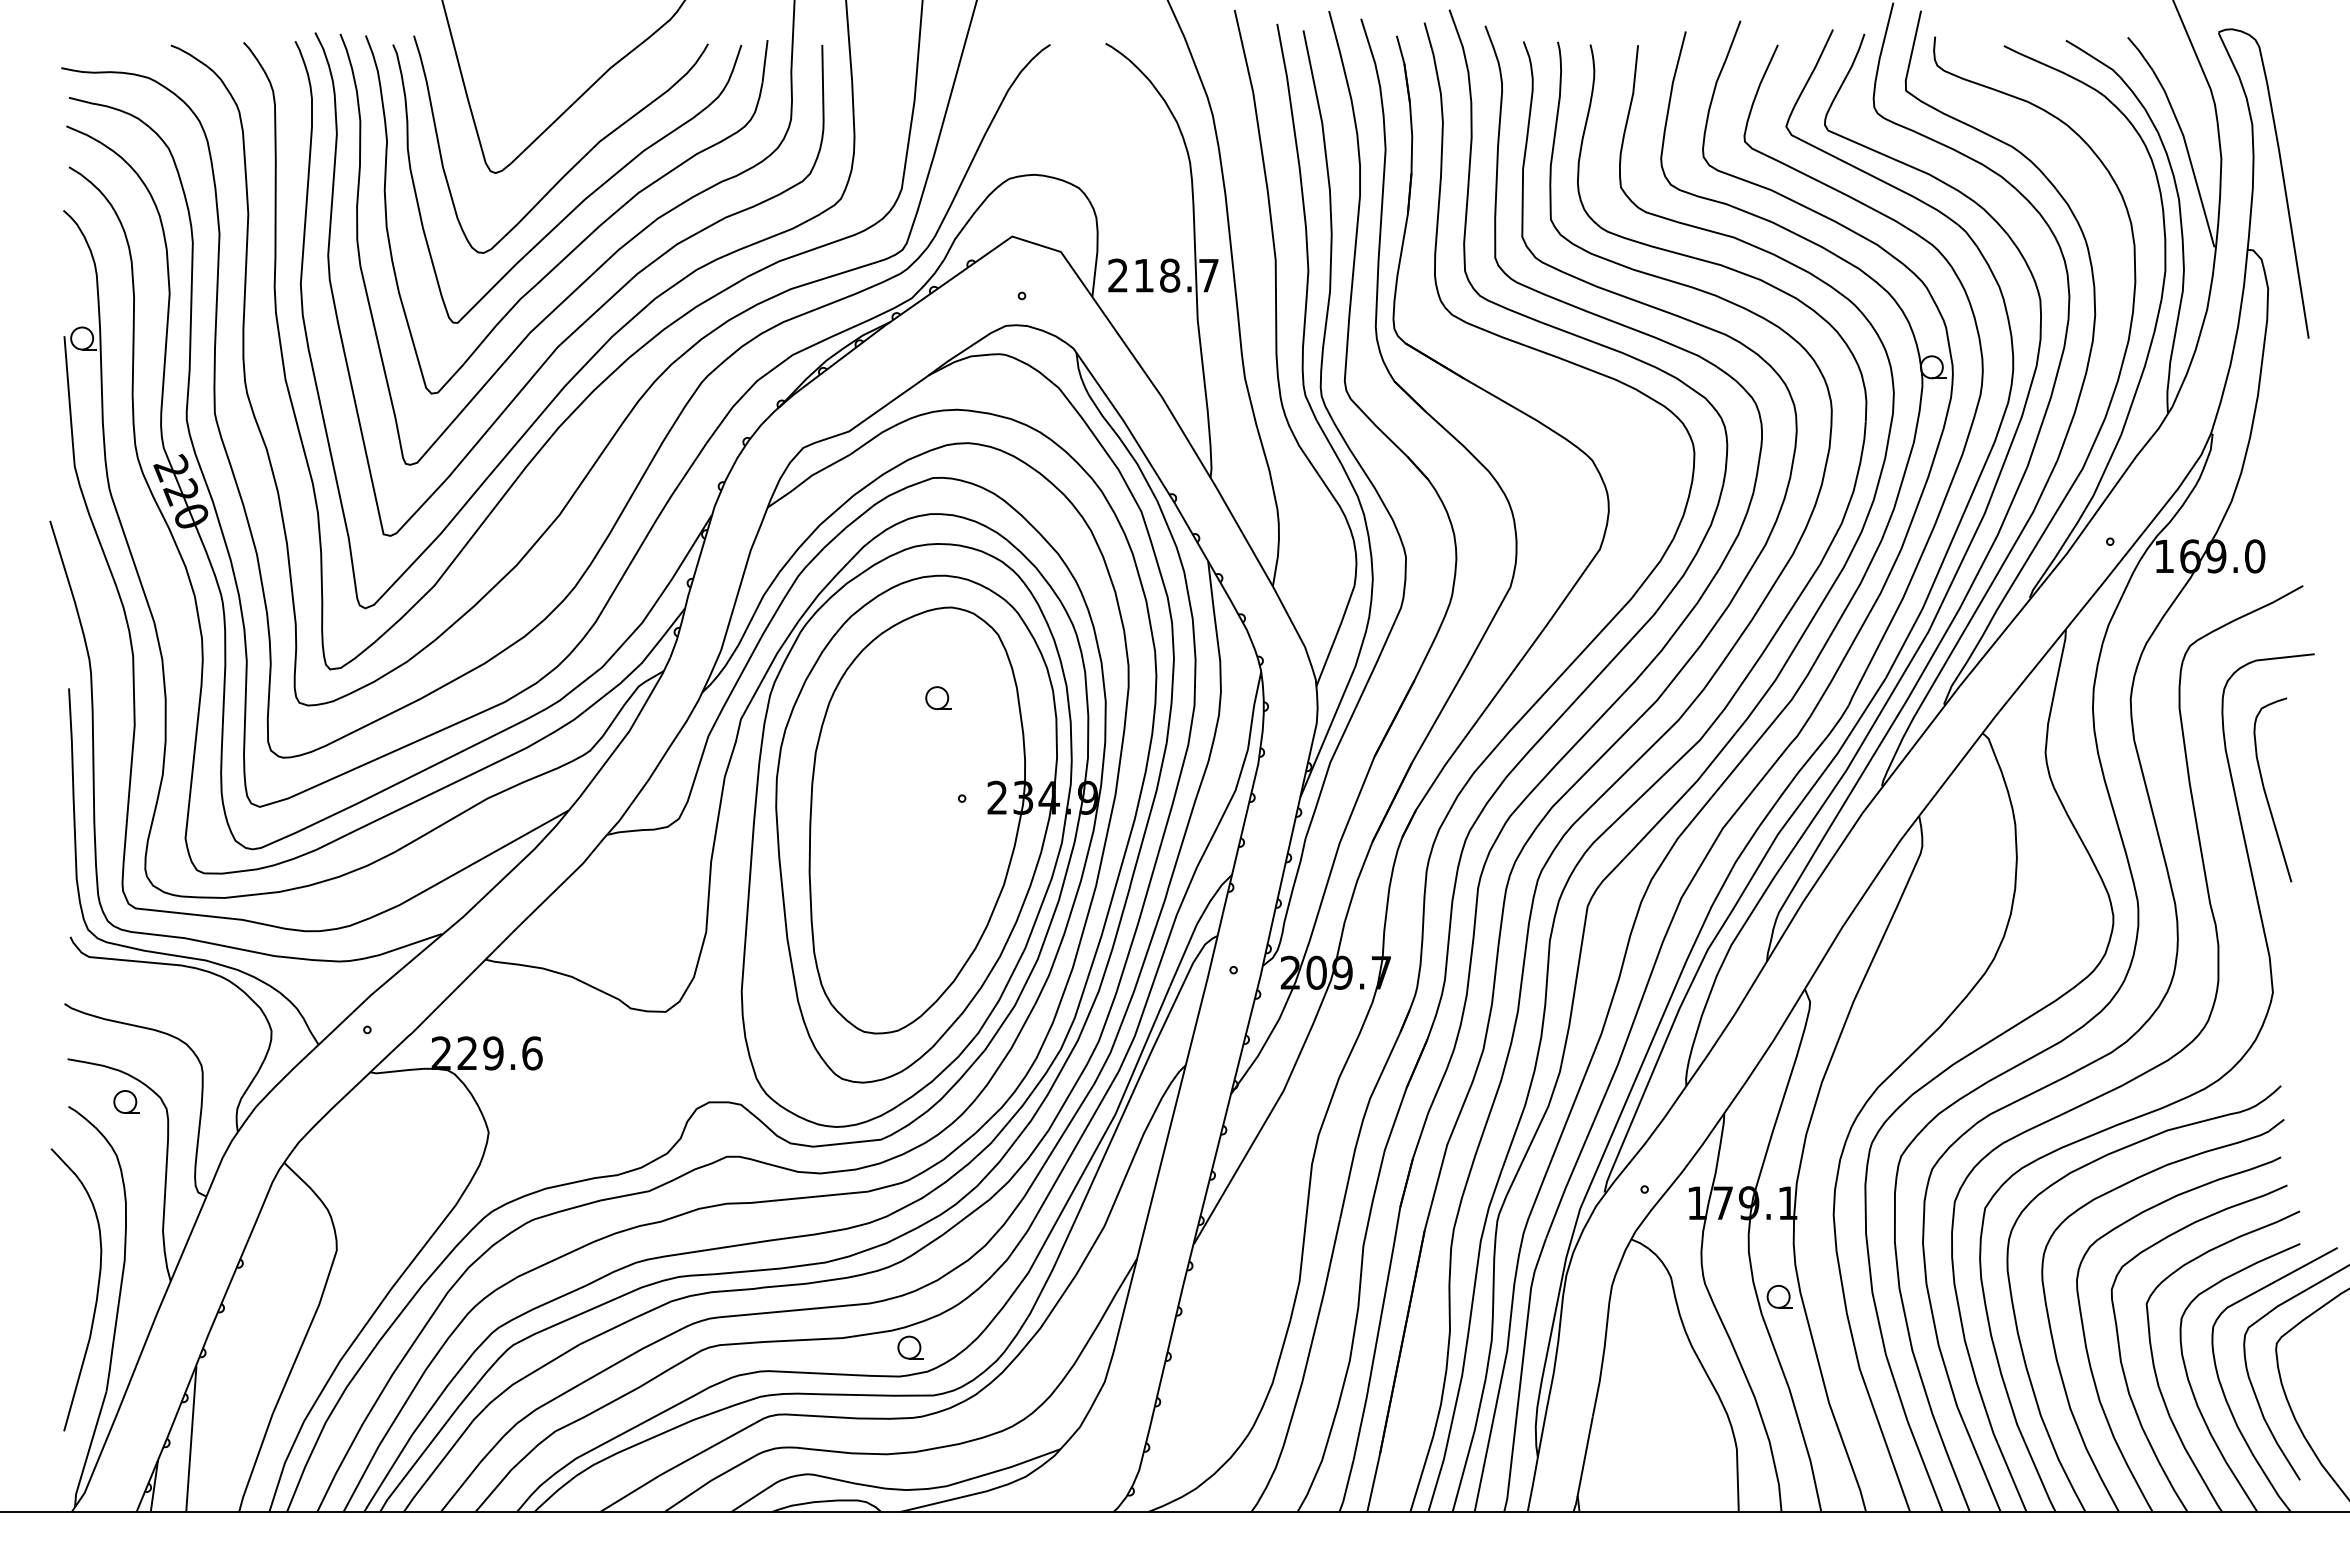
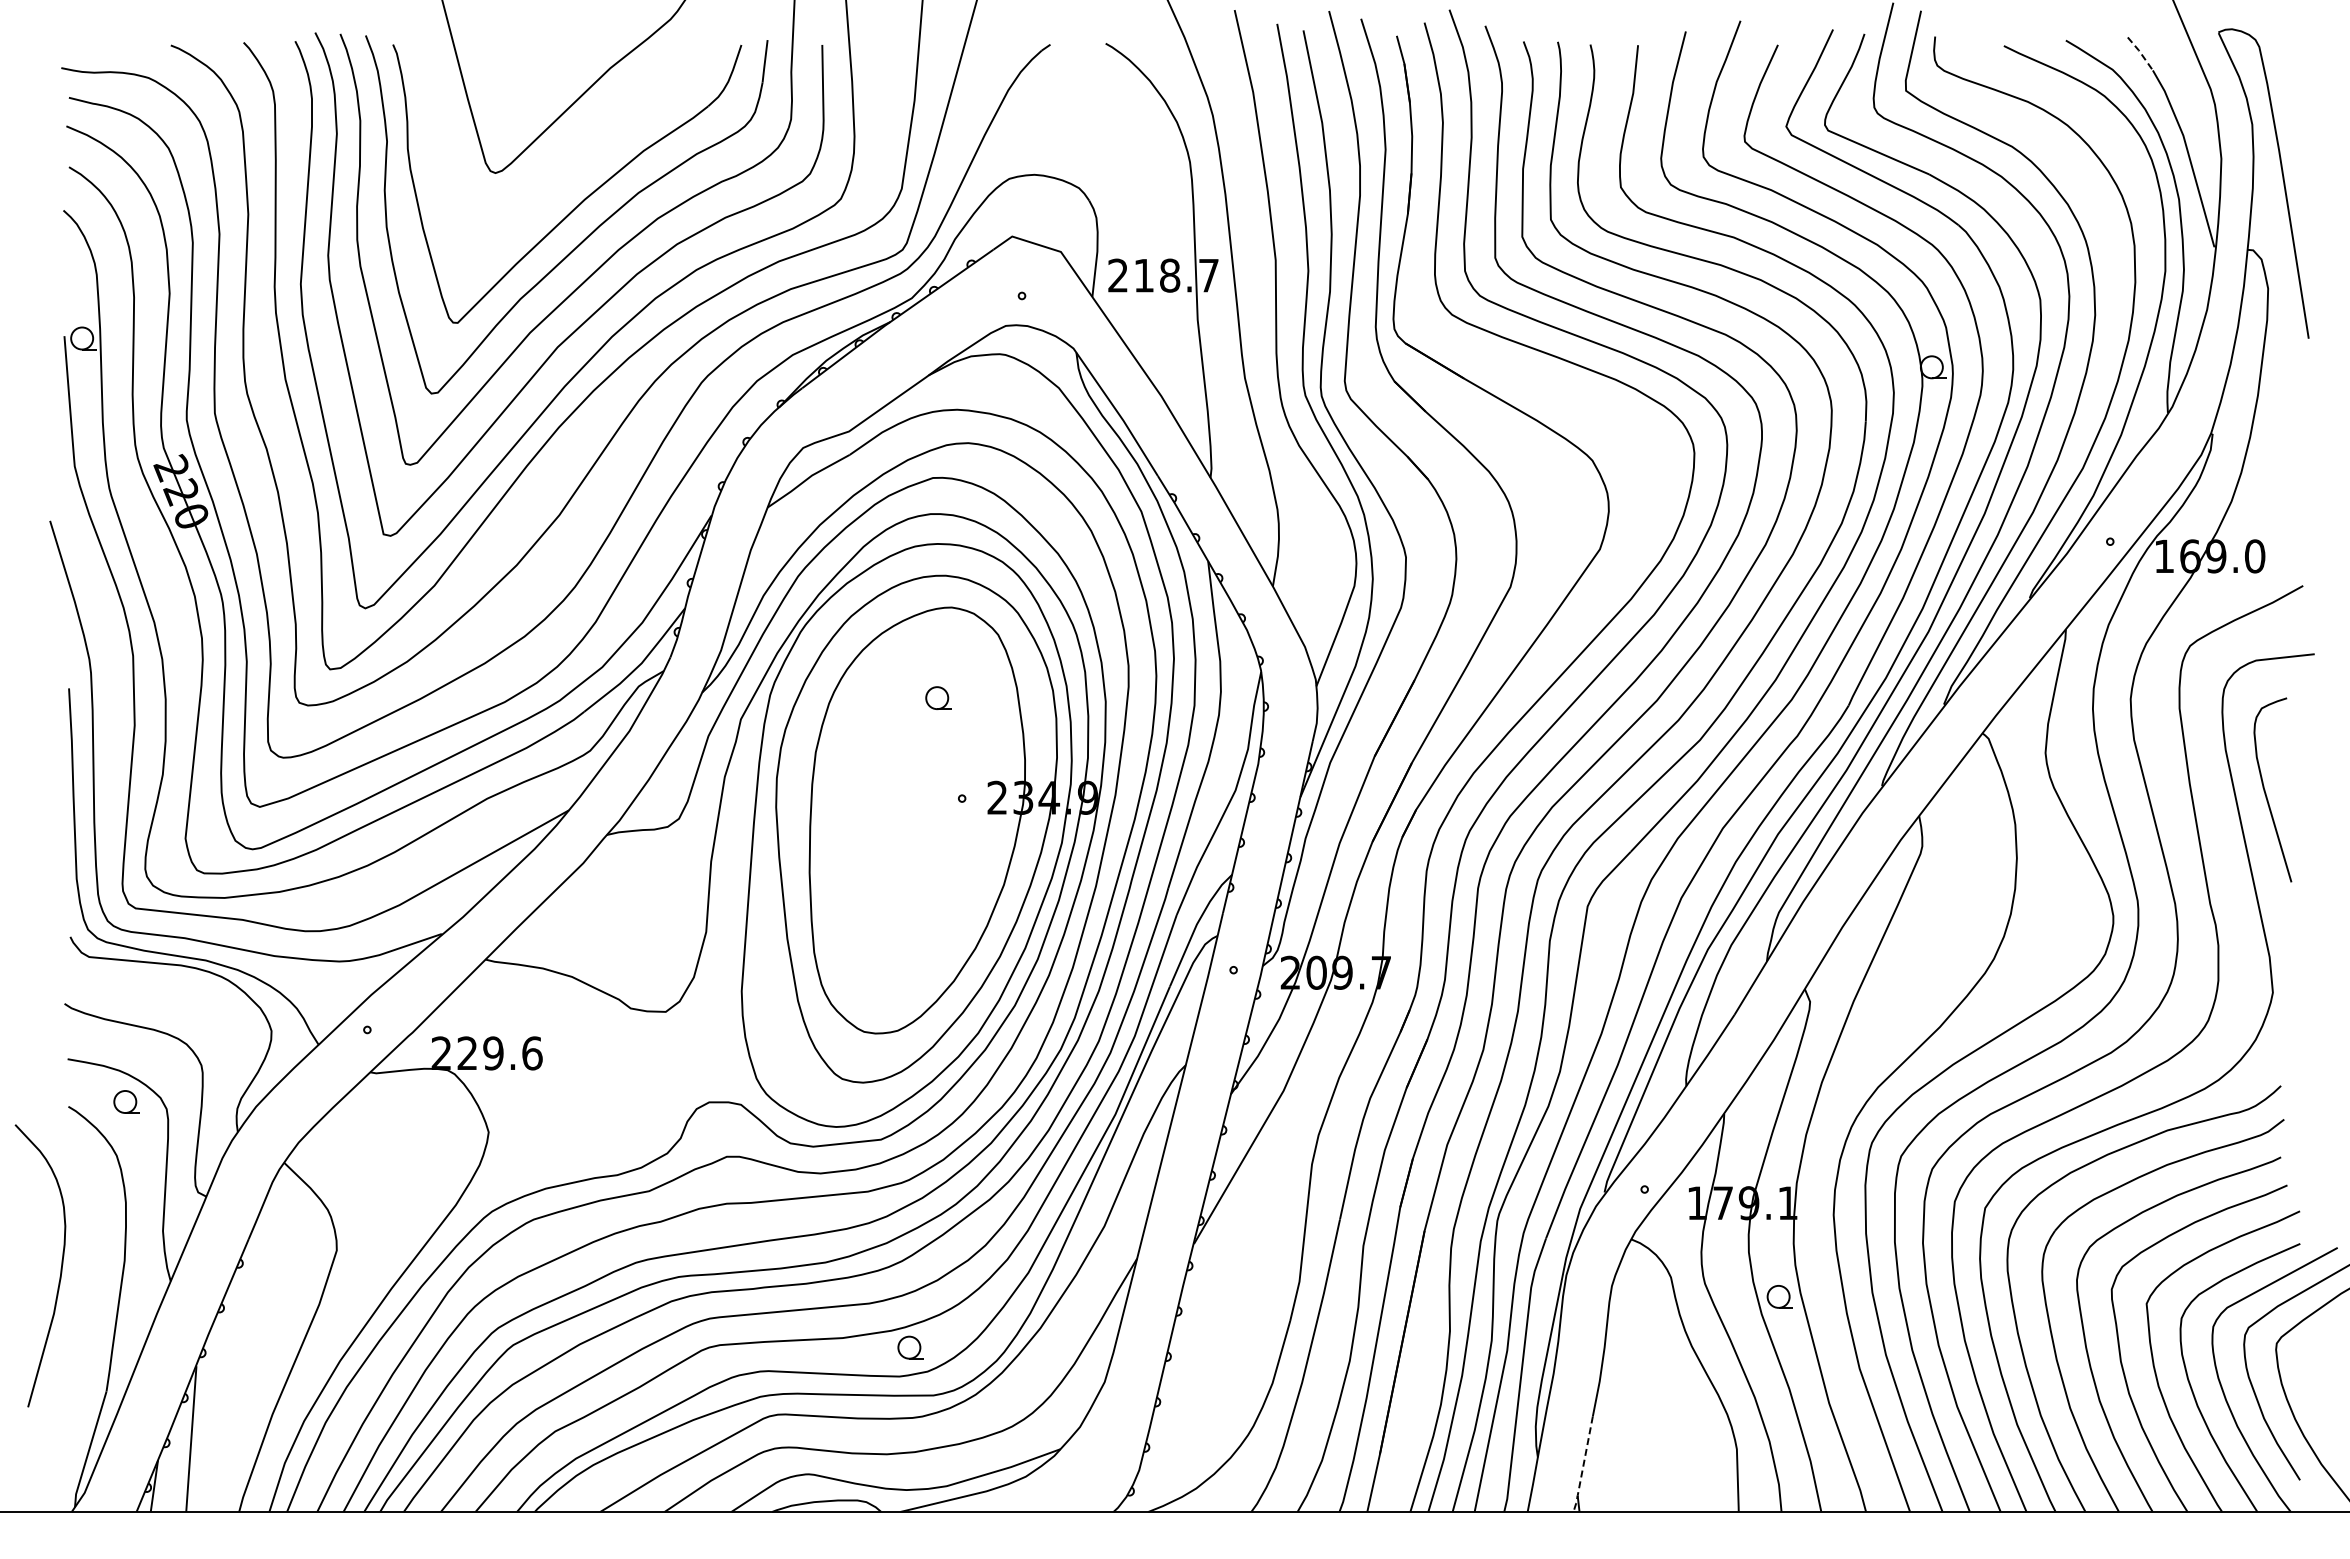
line: solid -> dashed (2141, 53)
curve: present -> none (577, 161)
curve position: (96, 1292) -> (60, 1268) (60, 1268)
line: solid -> dashed (1583, 1466)
